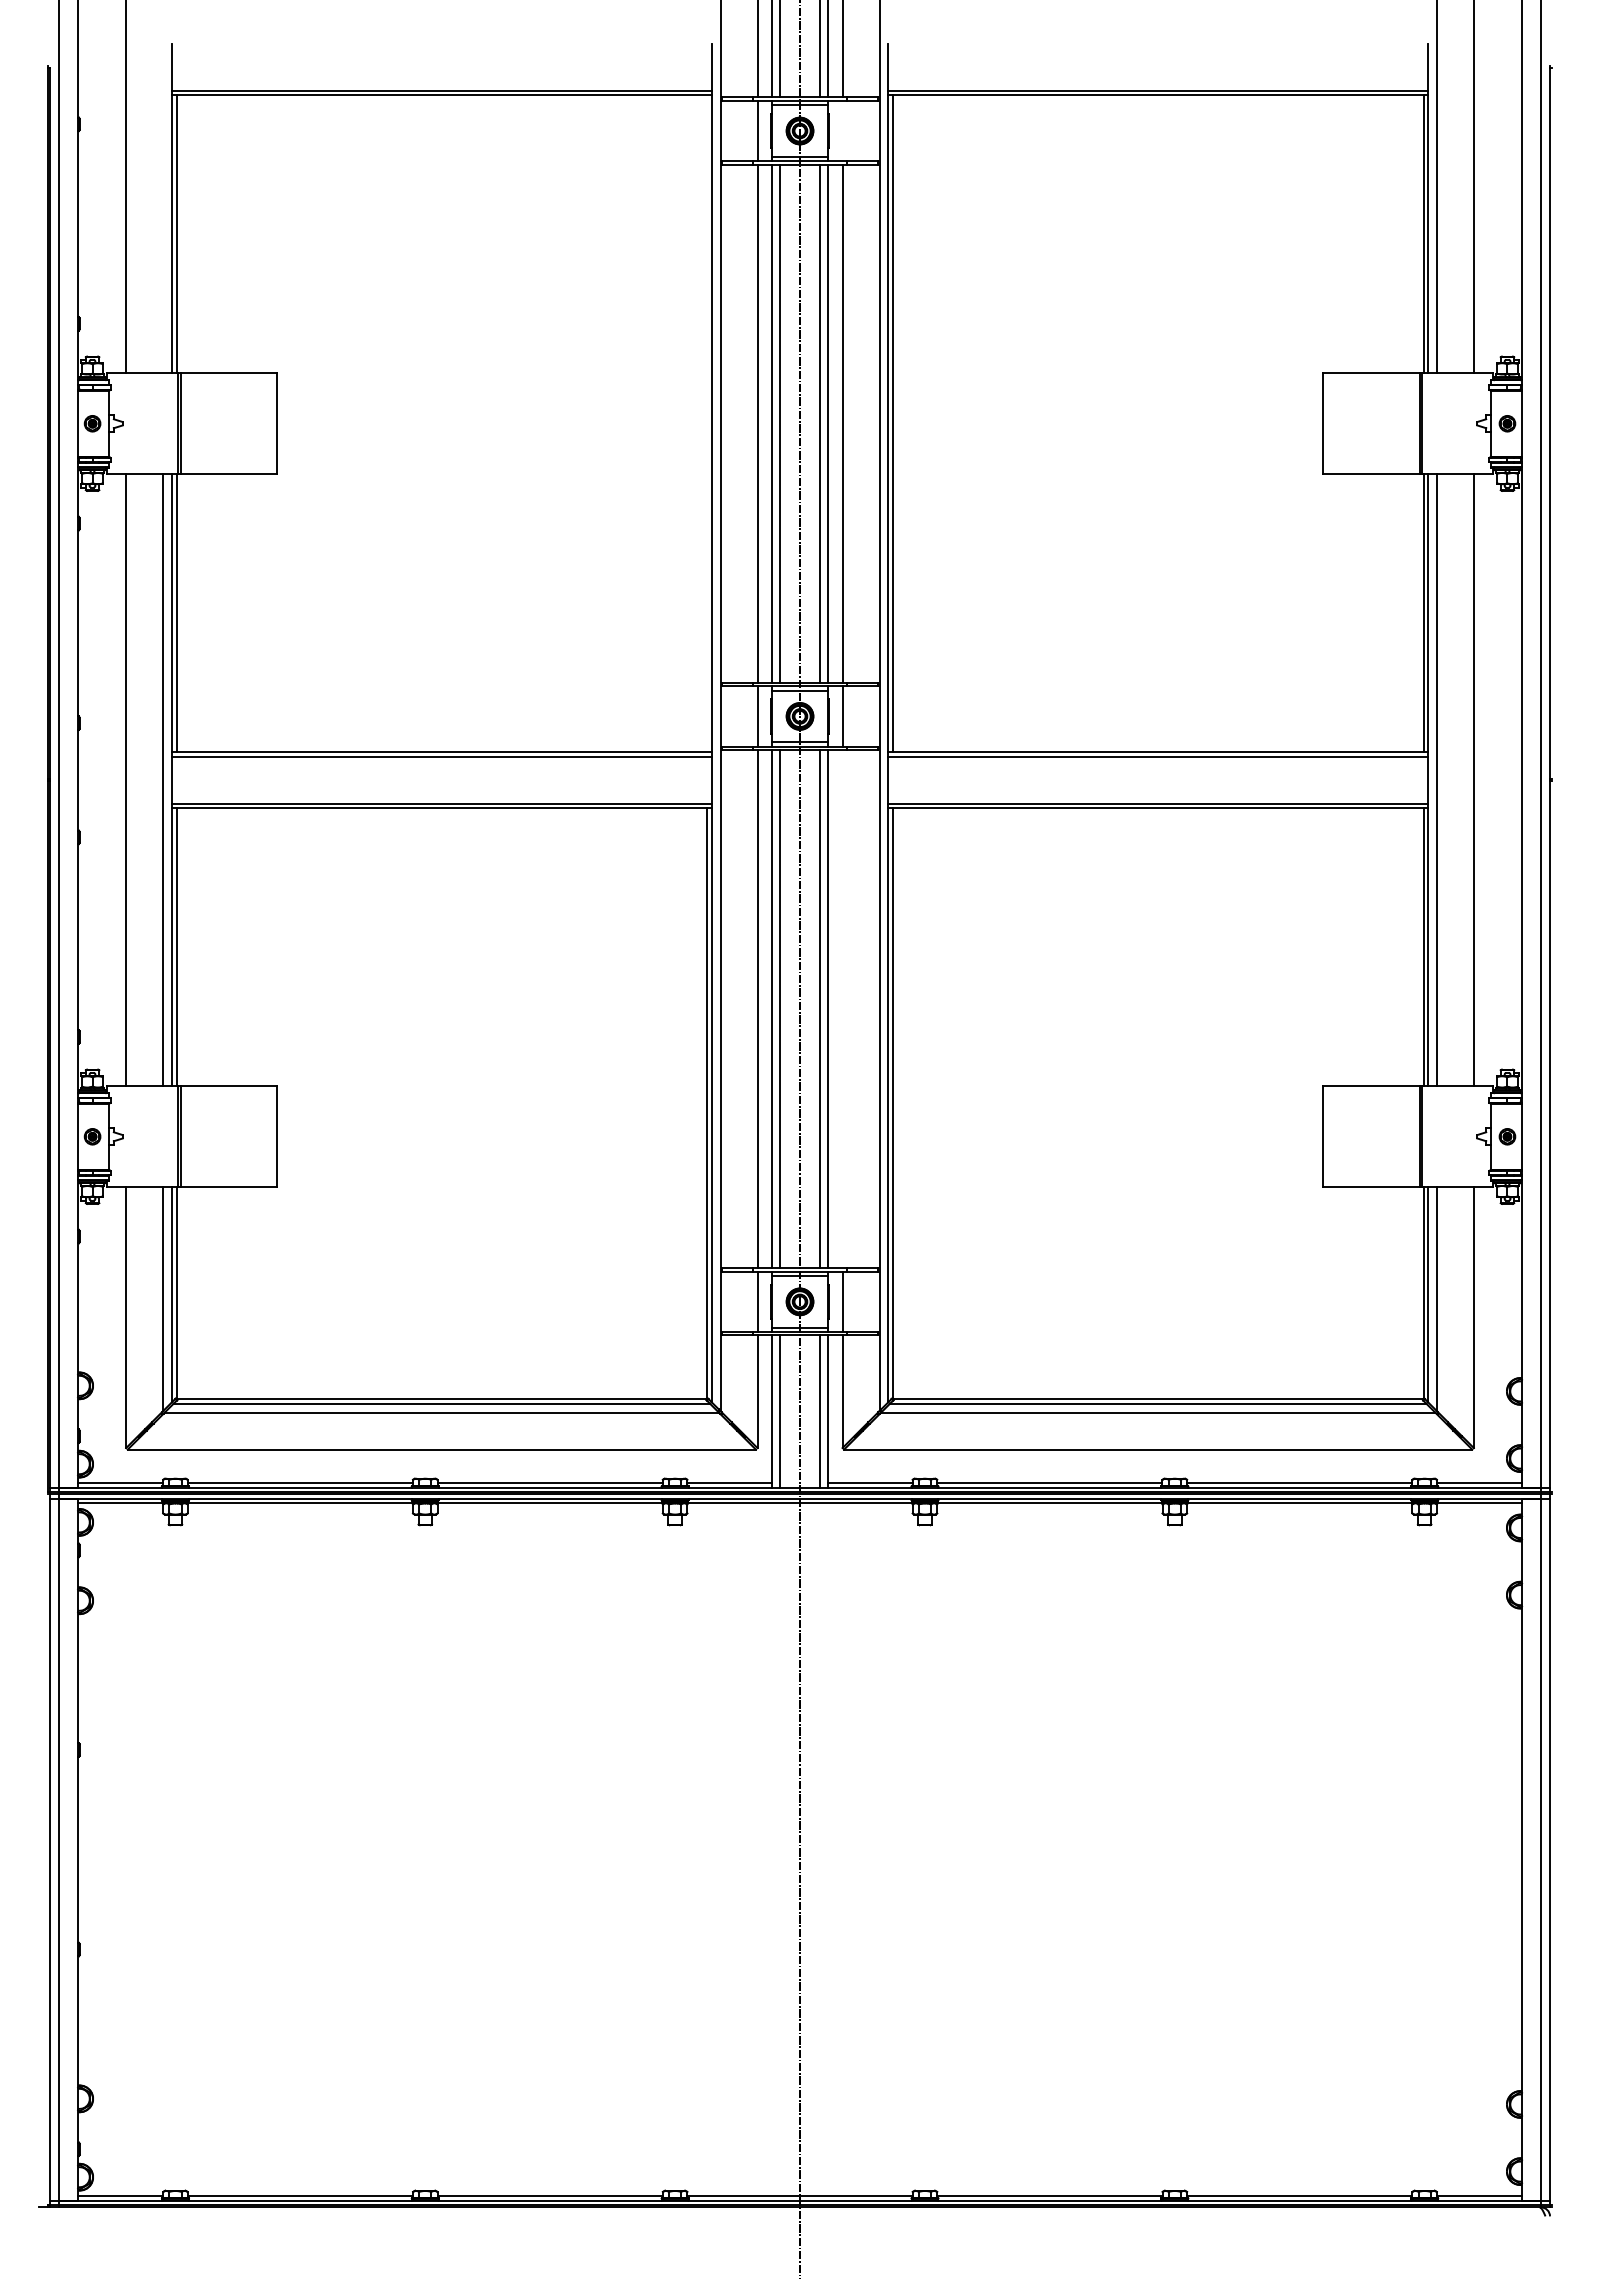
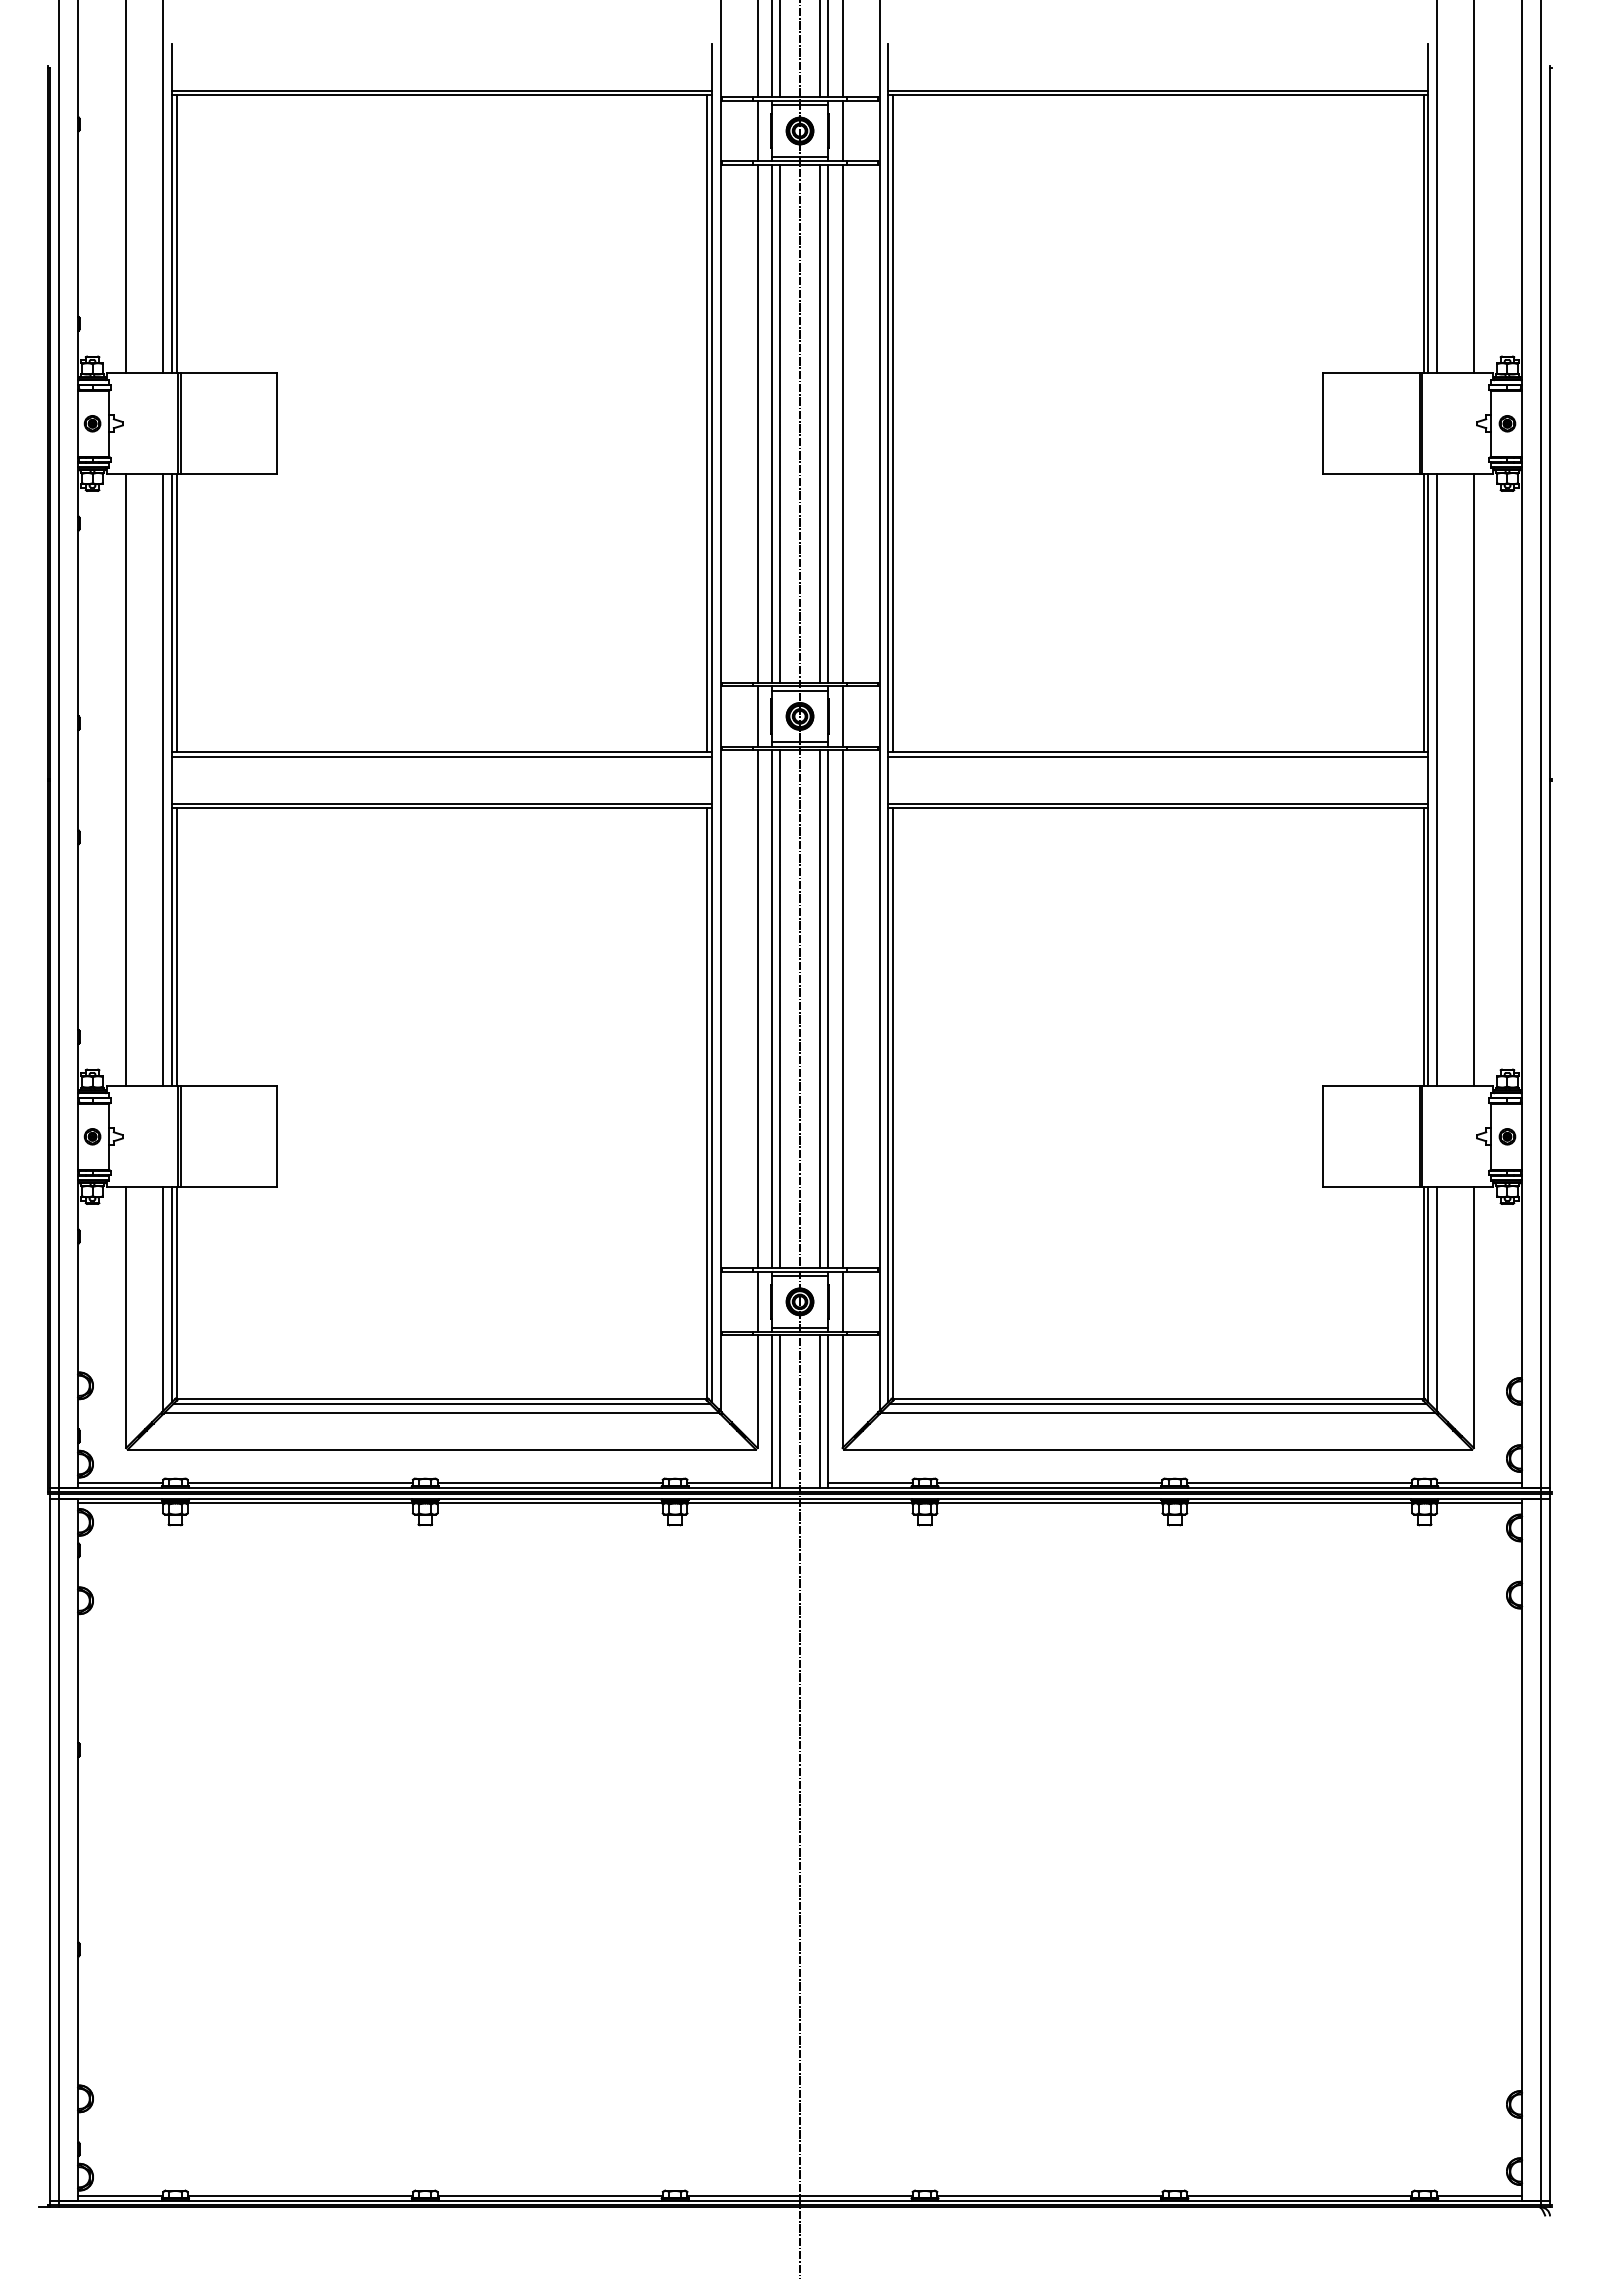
line: none -> present (842, 130)
line: none -> present (163, 187)
line: none -> present (707, 423)
line: none -> present (842, 1009)
